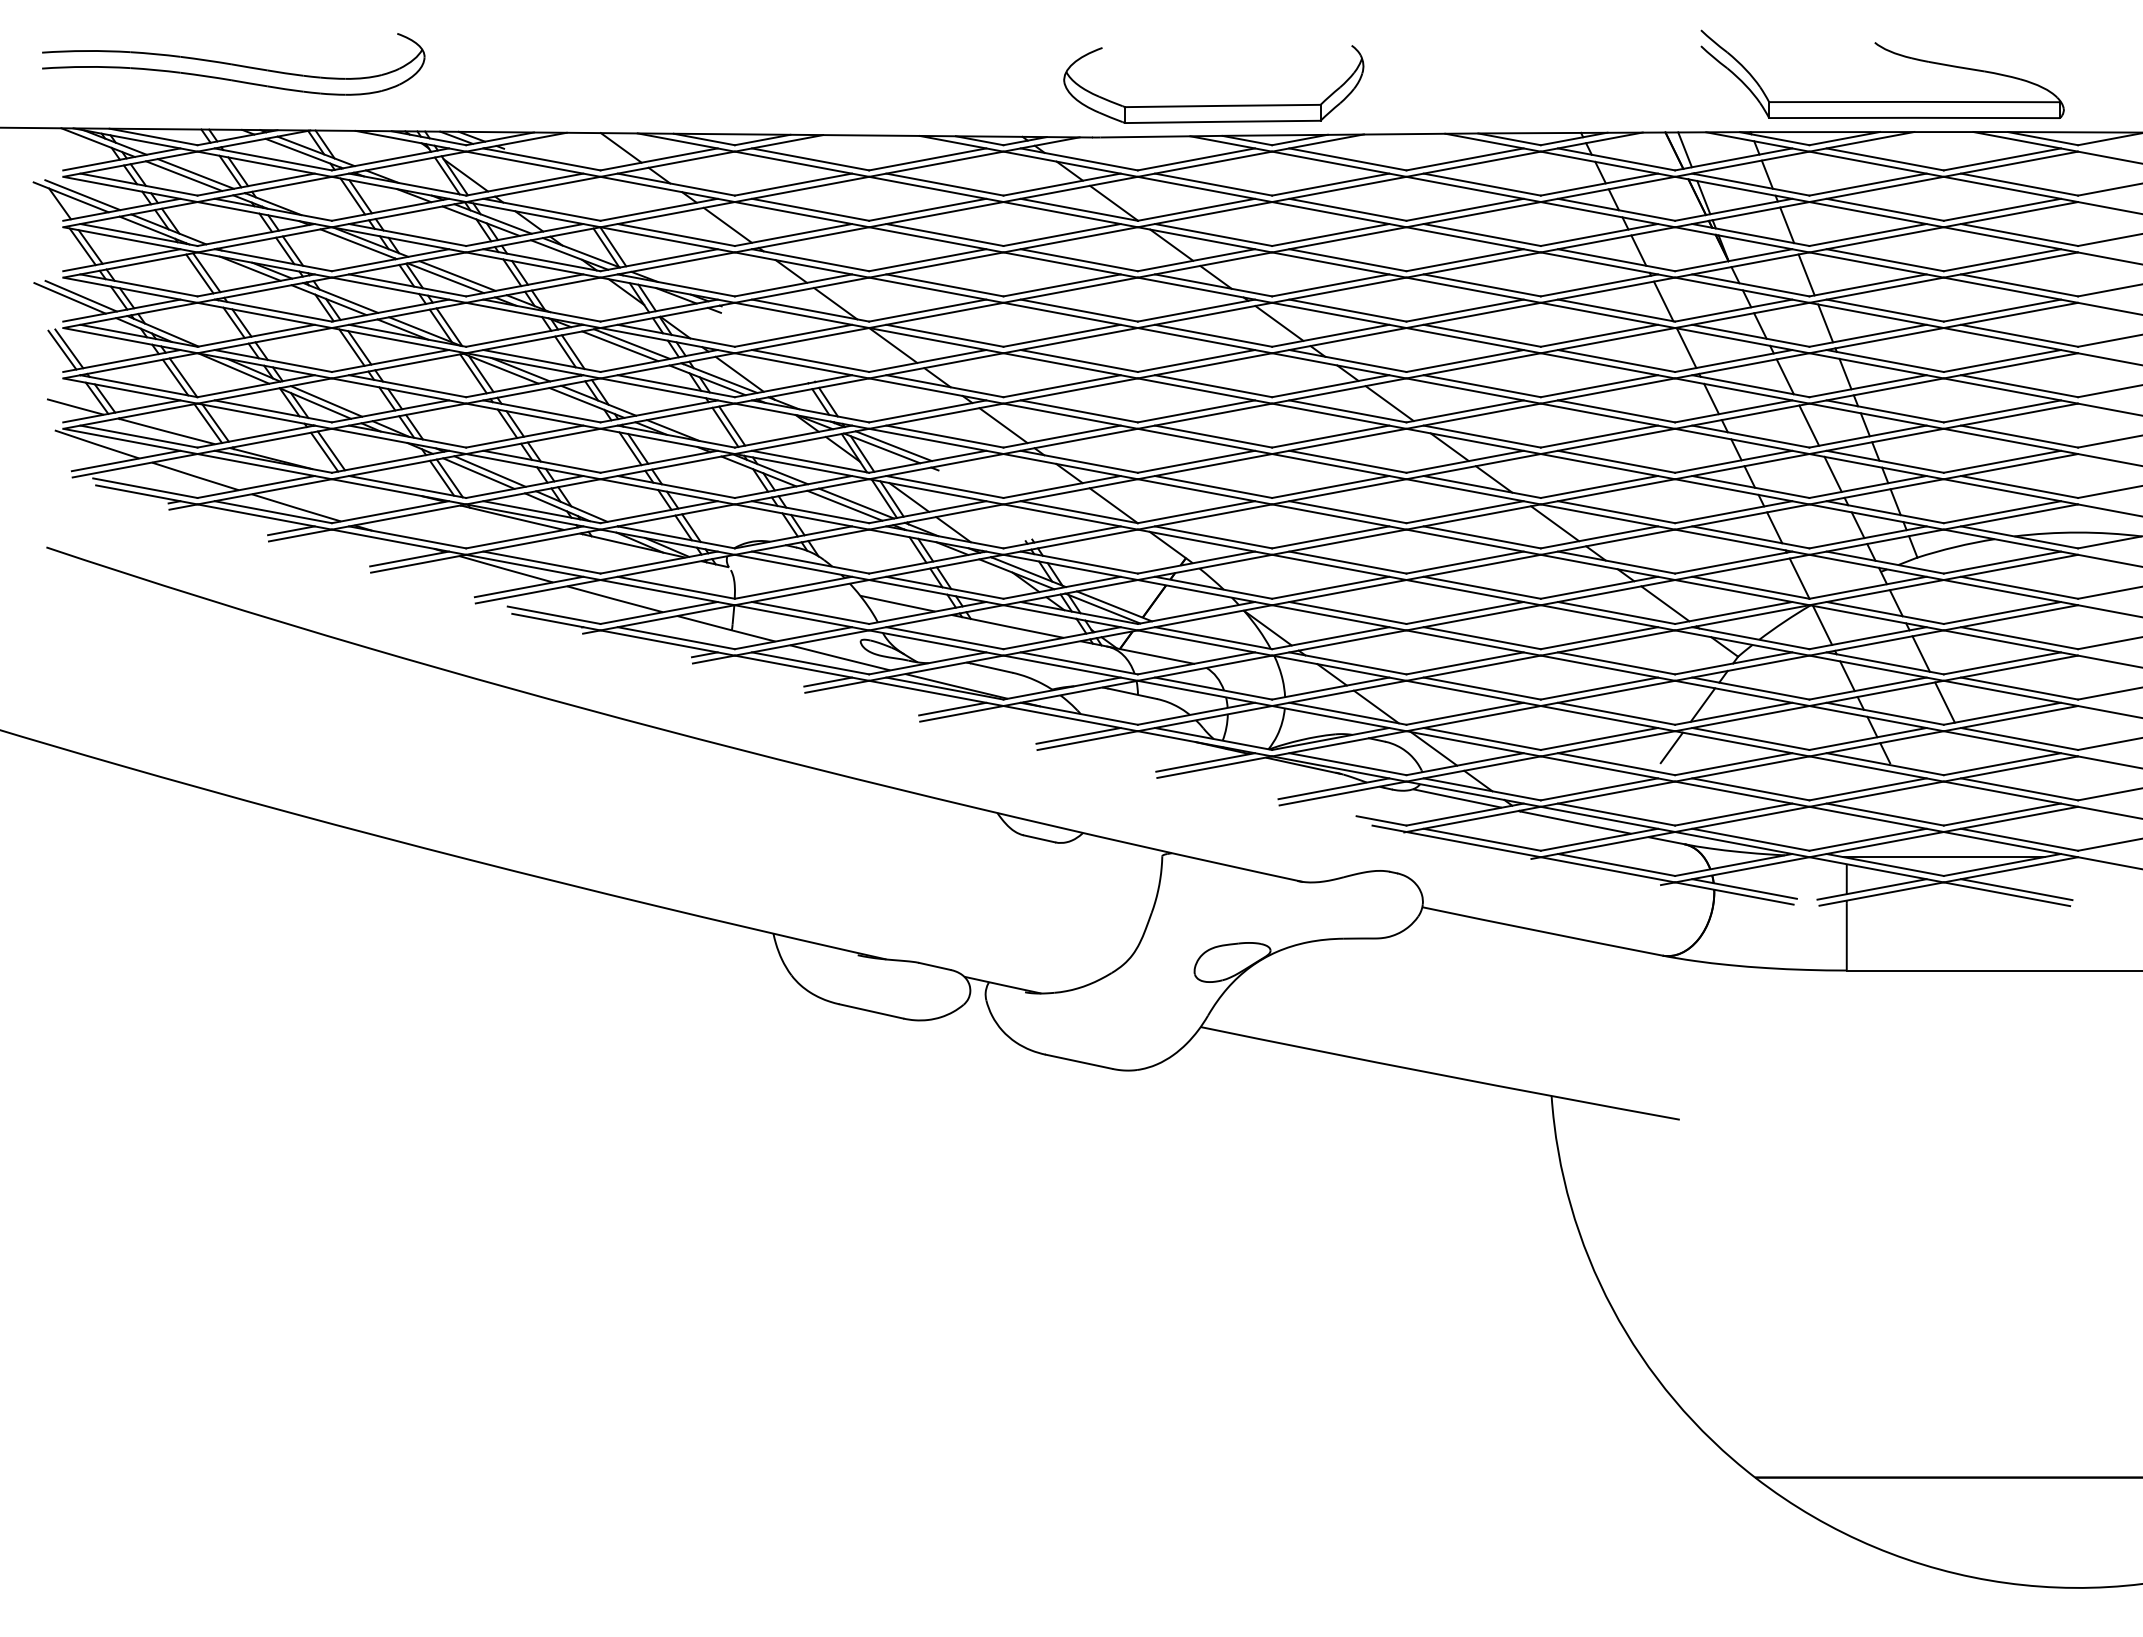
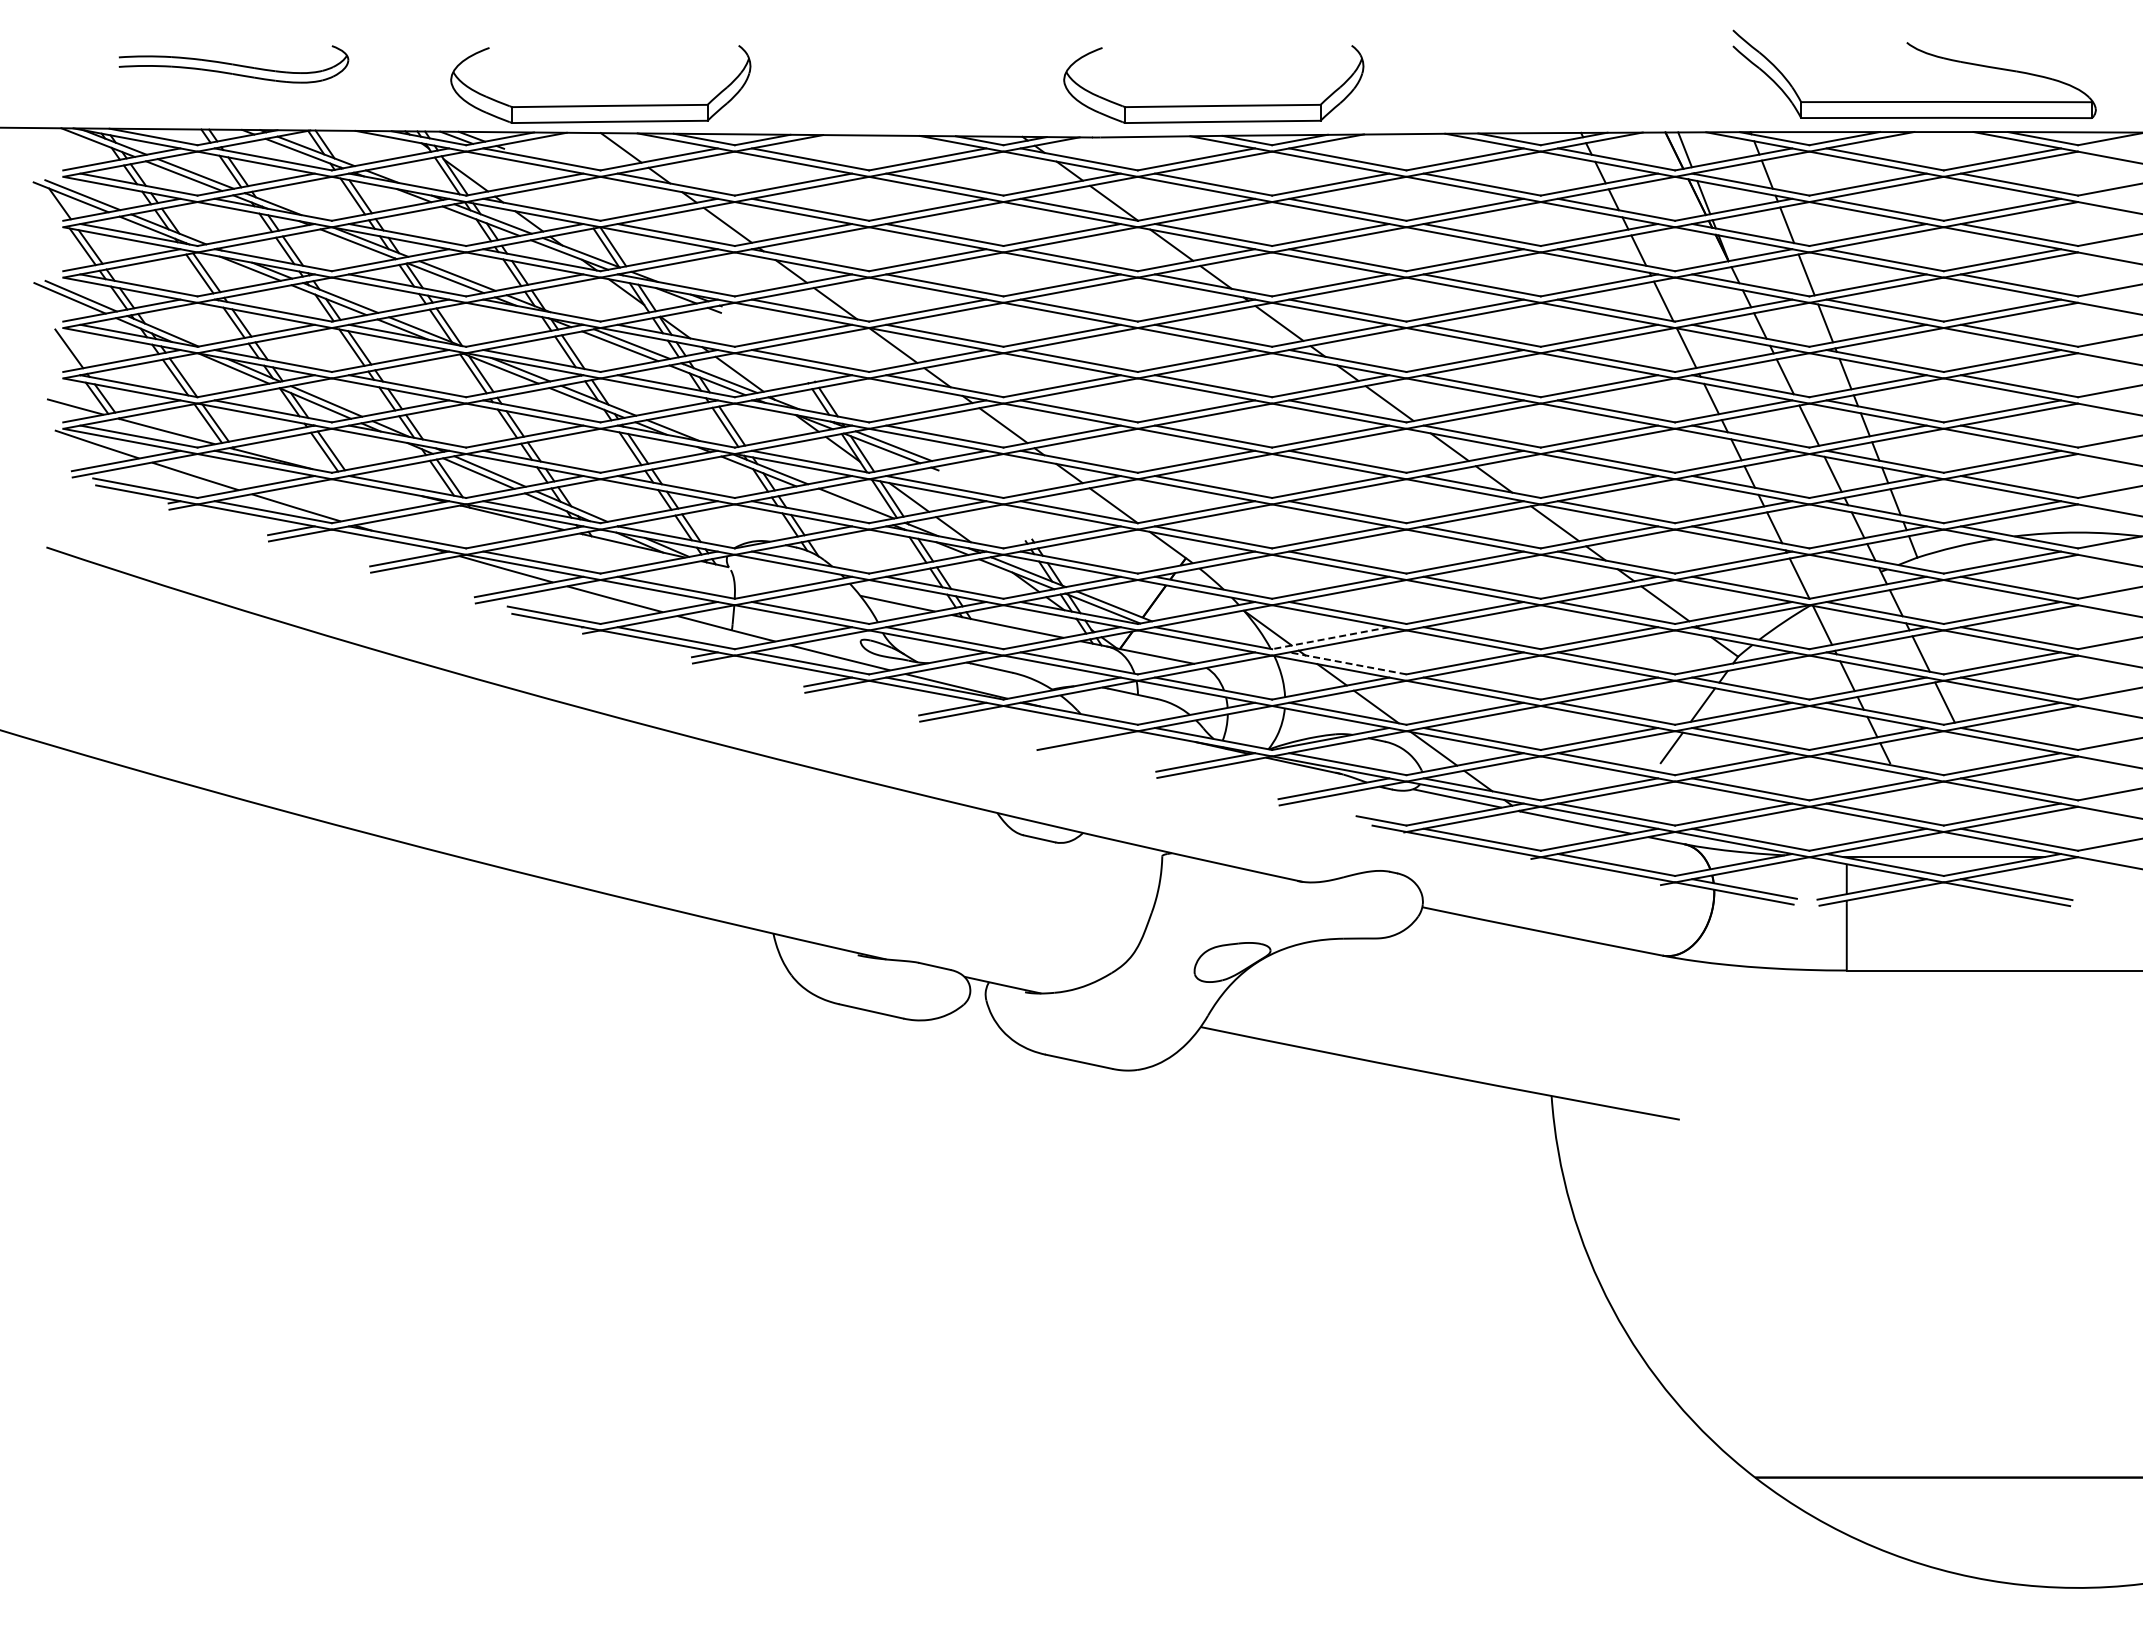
part position: (1889, 52) -> (1921, 52) (1921, 52)
part size: 384x63 px -> 232x39 px (233, 64)
part: none -> present (600, 105)
line: present -> none (62, 349)
line: present -> none (844, 505)
line: solid -> dashed (1330, 638)
line: solid -> dashed (1347, 663)
line: present -> none (1078, 735)
